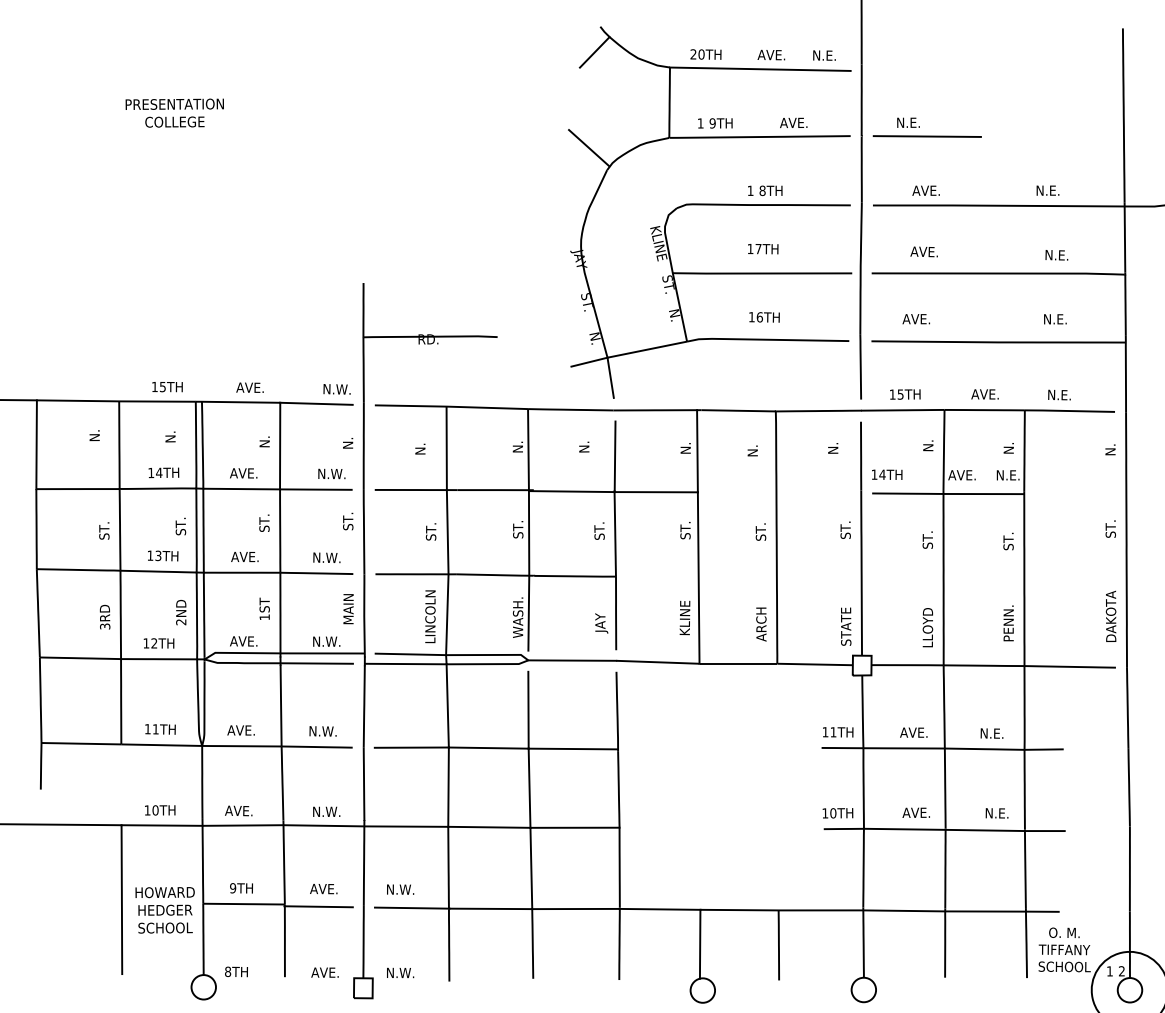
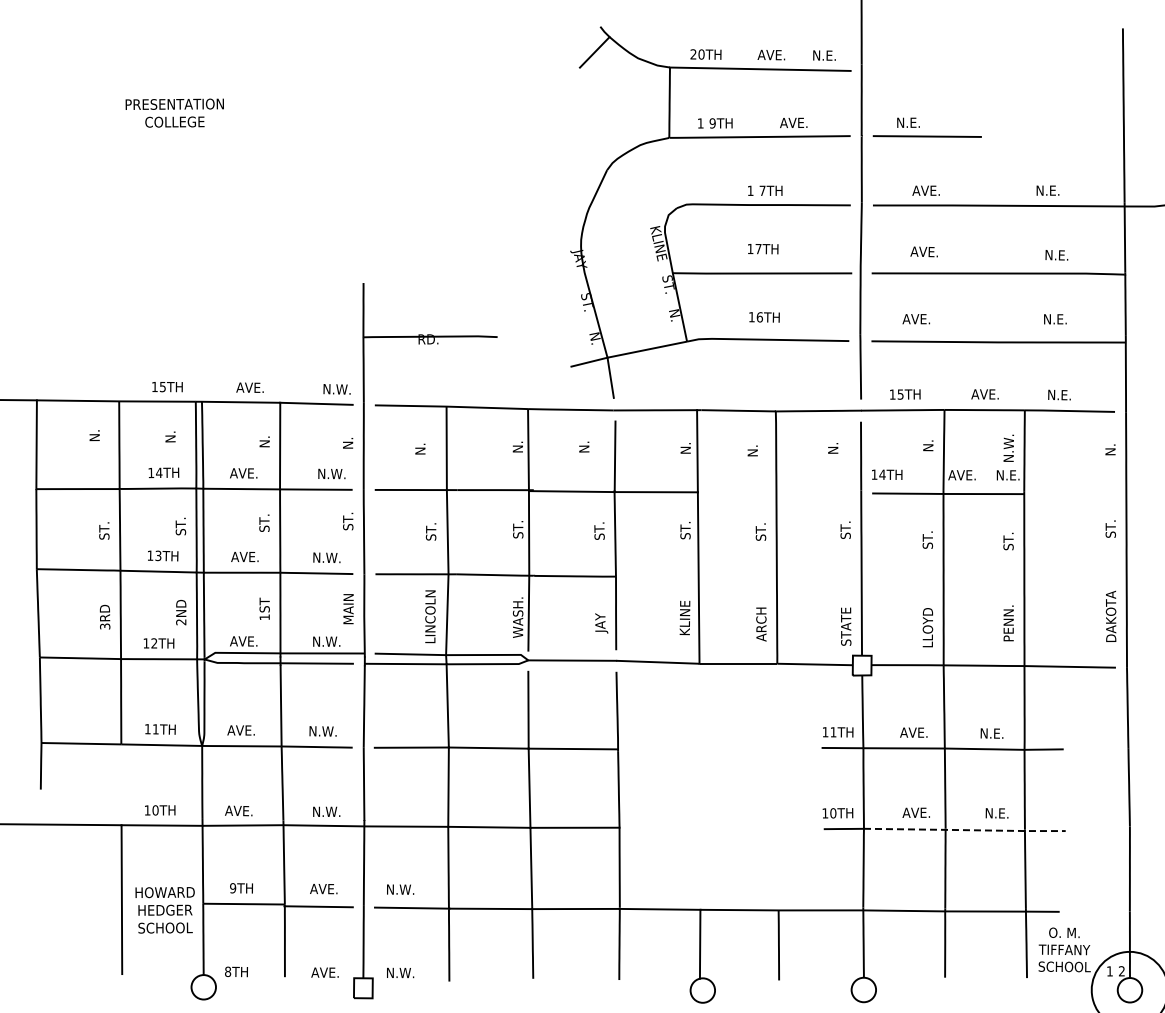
line: present -> none (589, 148)
text: 8TH -> 7TH (762, 190)
text: N. -> N.W. (1008, 447)
line: solid -> dashed (965, 830)
